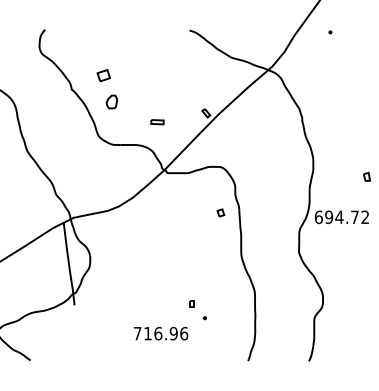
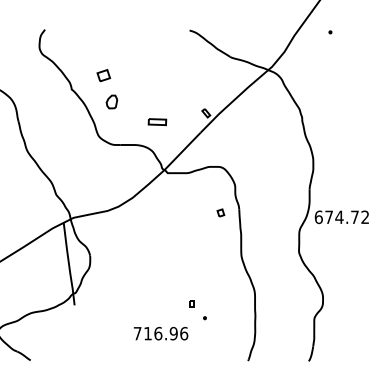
part size: 15x7 px -> 21x9 px (157, 122)
part: present -> none (367, 176)
text: 694.72 -> 674.72 (329, 217)
